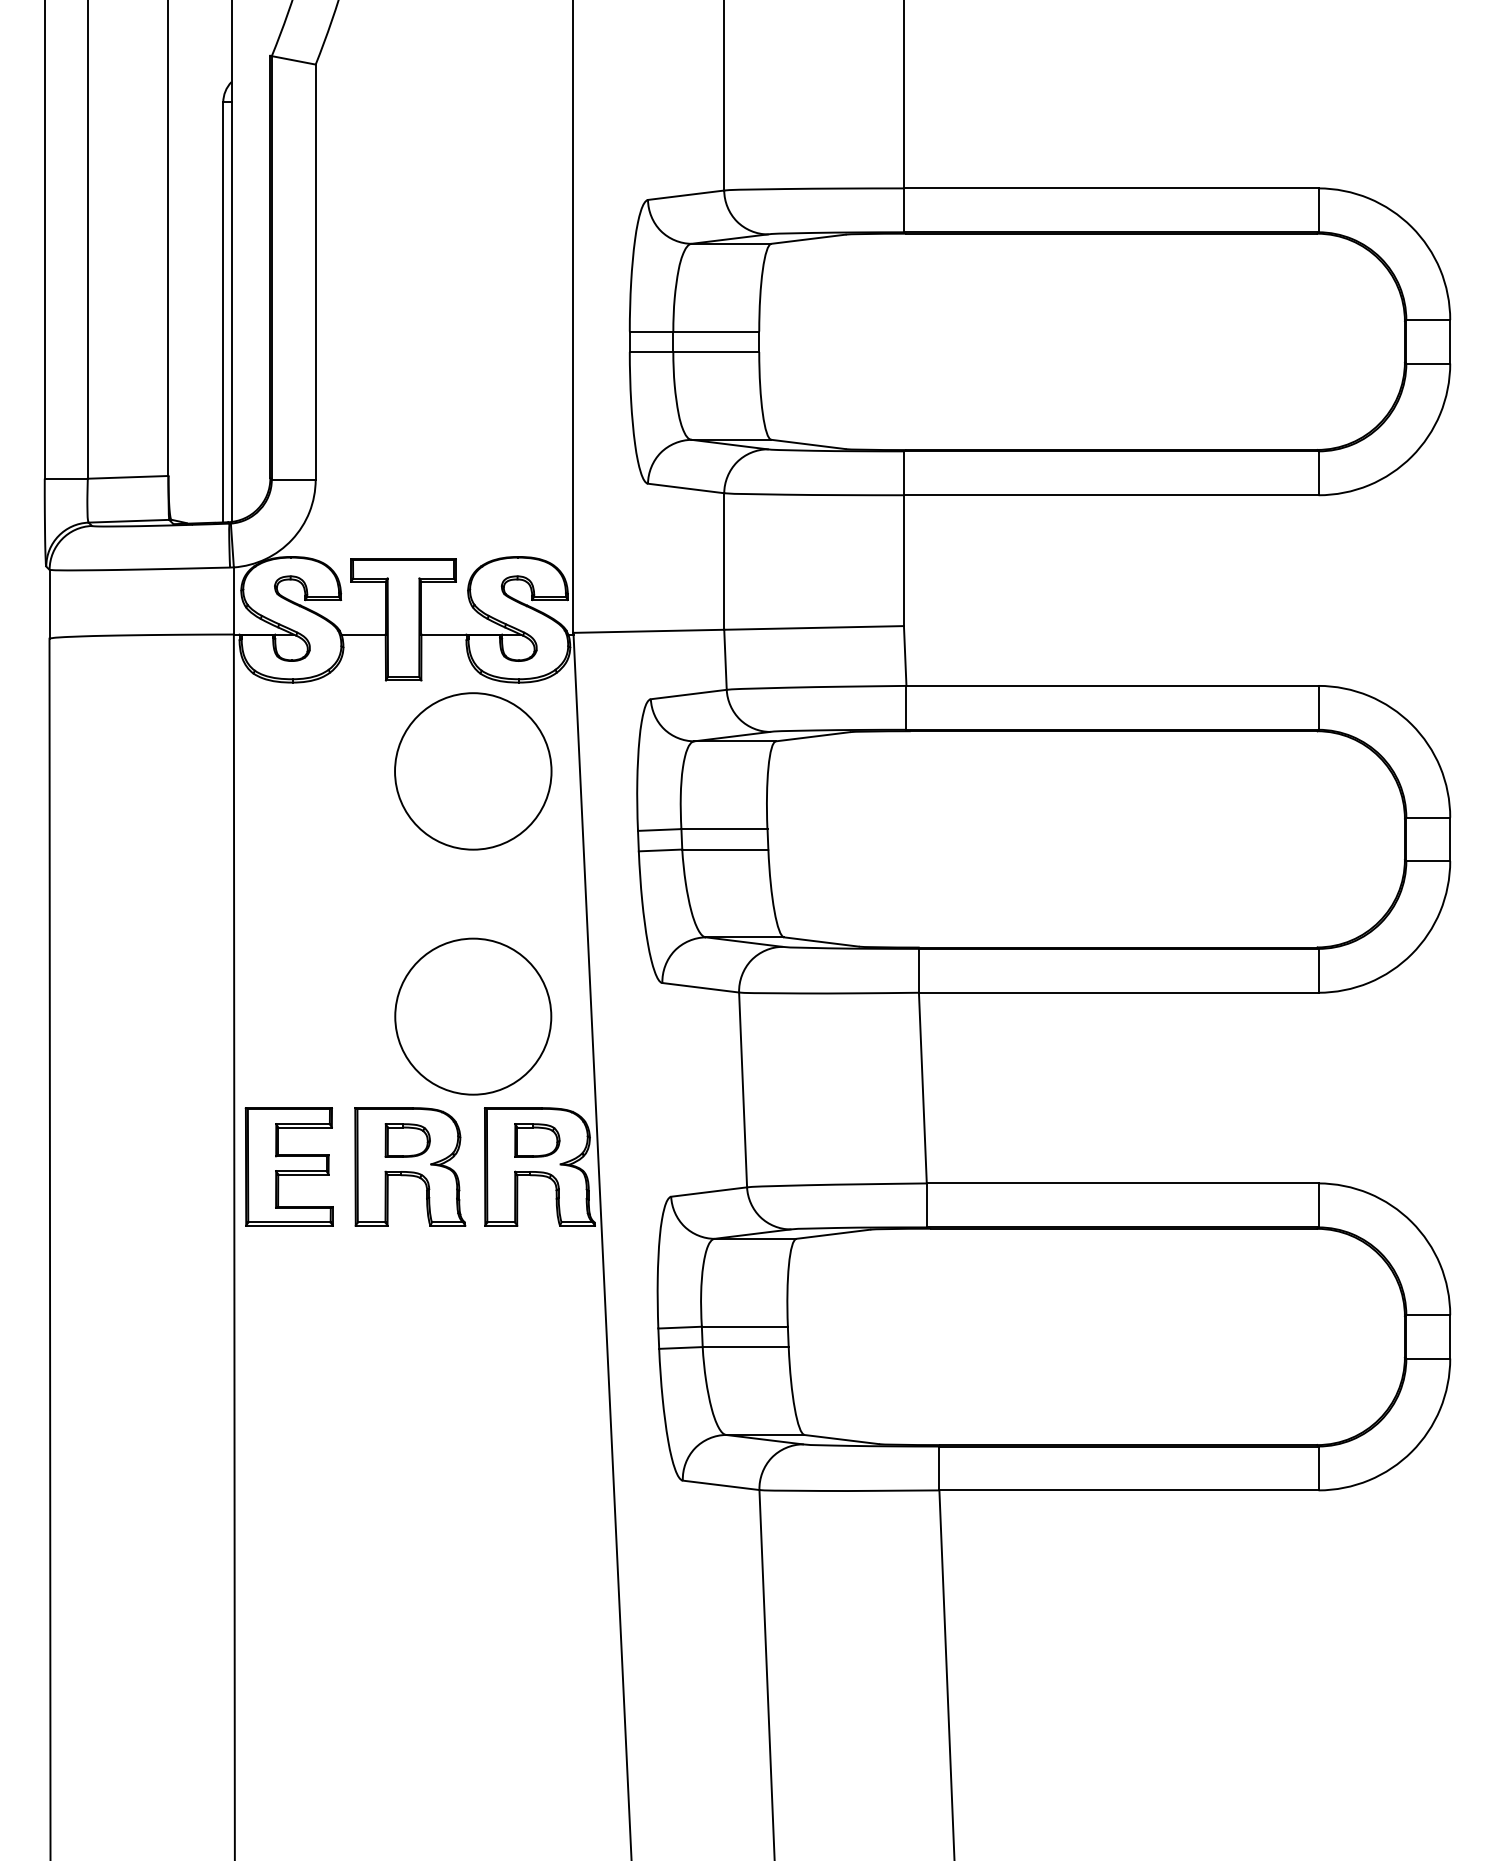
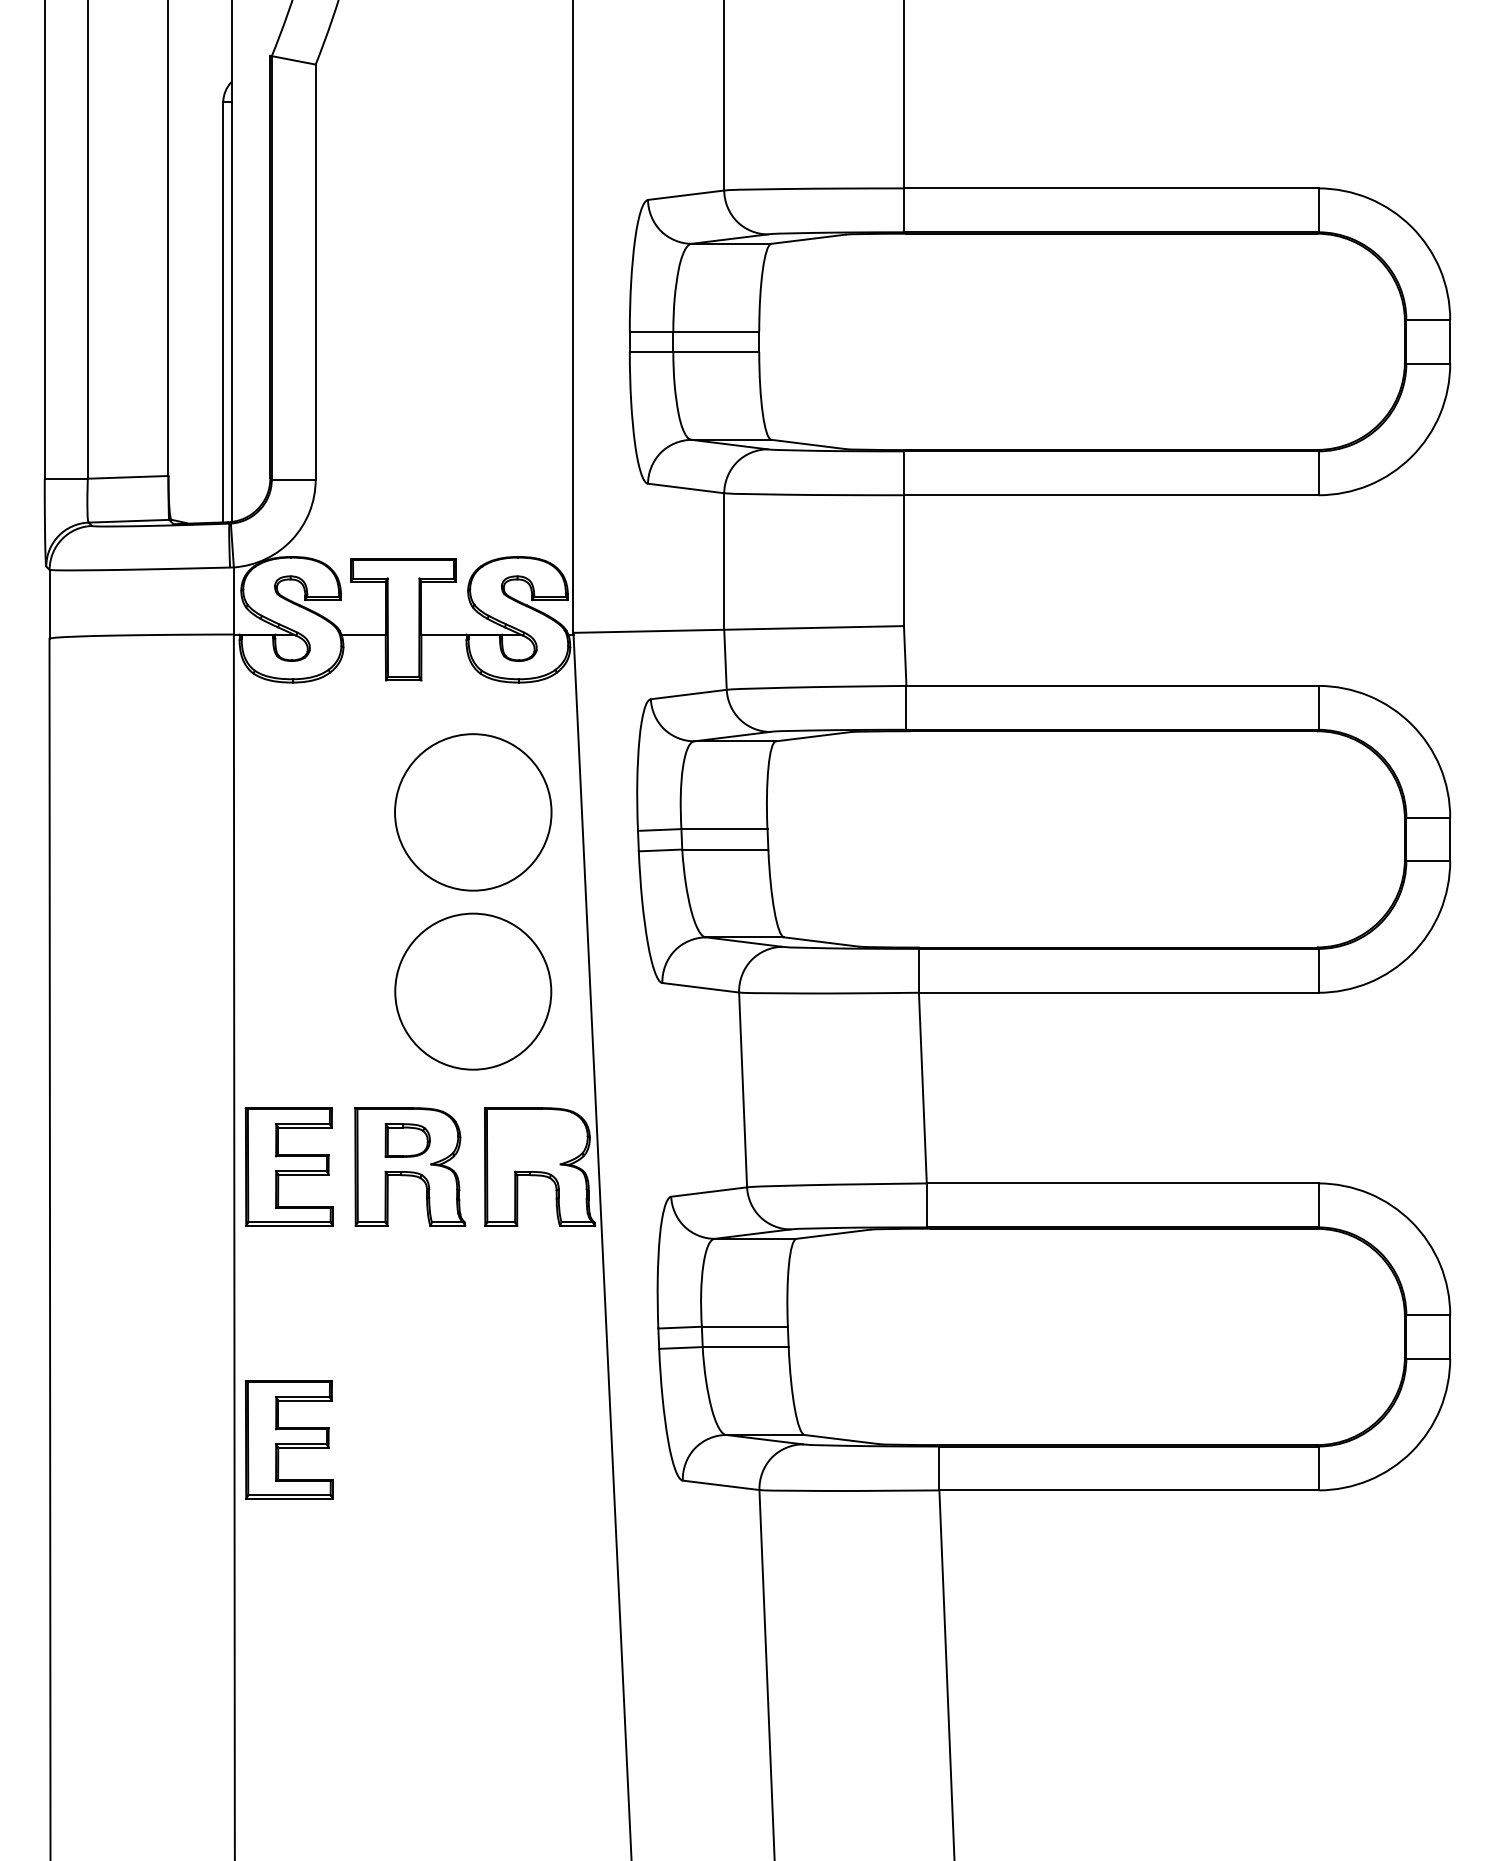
part position: (473, 771) -> (473, 812) (473, 812)
part position: (473, 1016) -> (473, 991) (473, 991)
part: present -> none (537, 1140)
part: none -> present (288, 1439)
